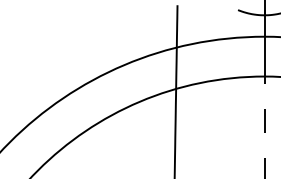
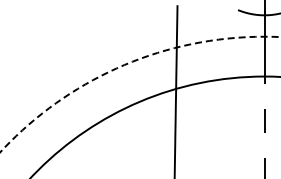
circle: solid -> dashed (140, 94)
